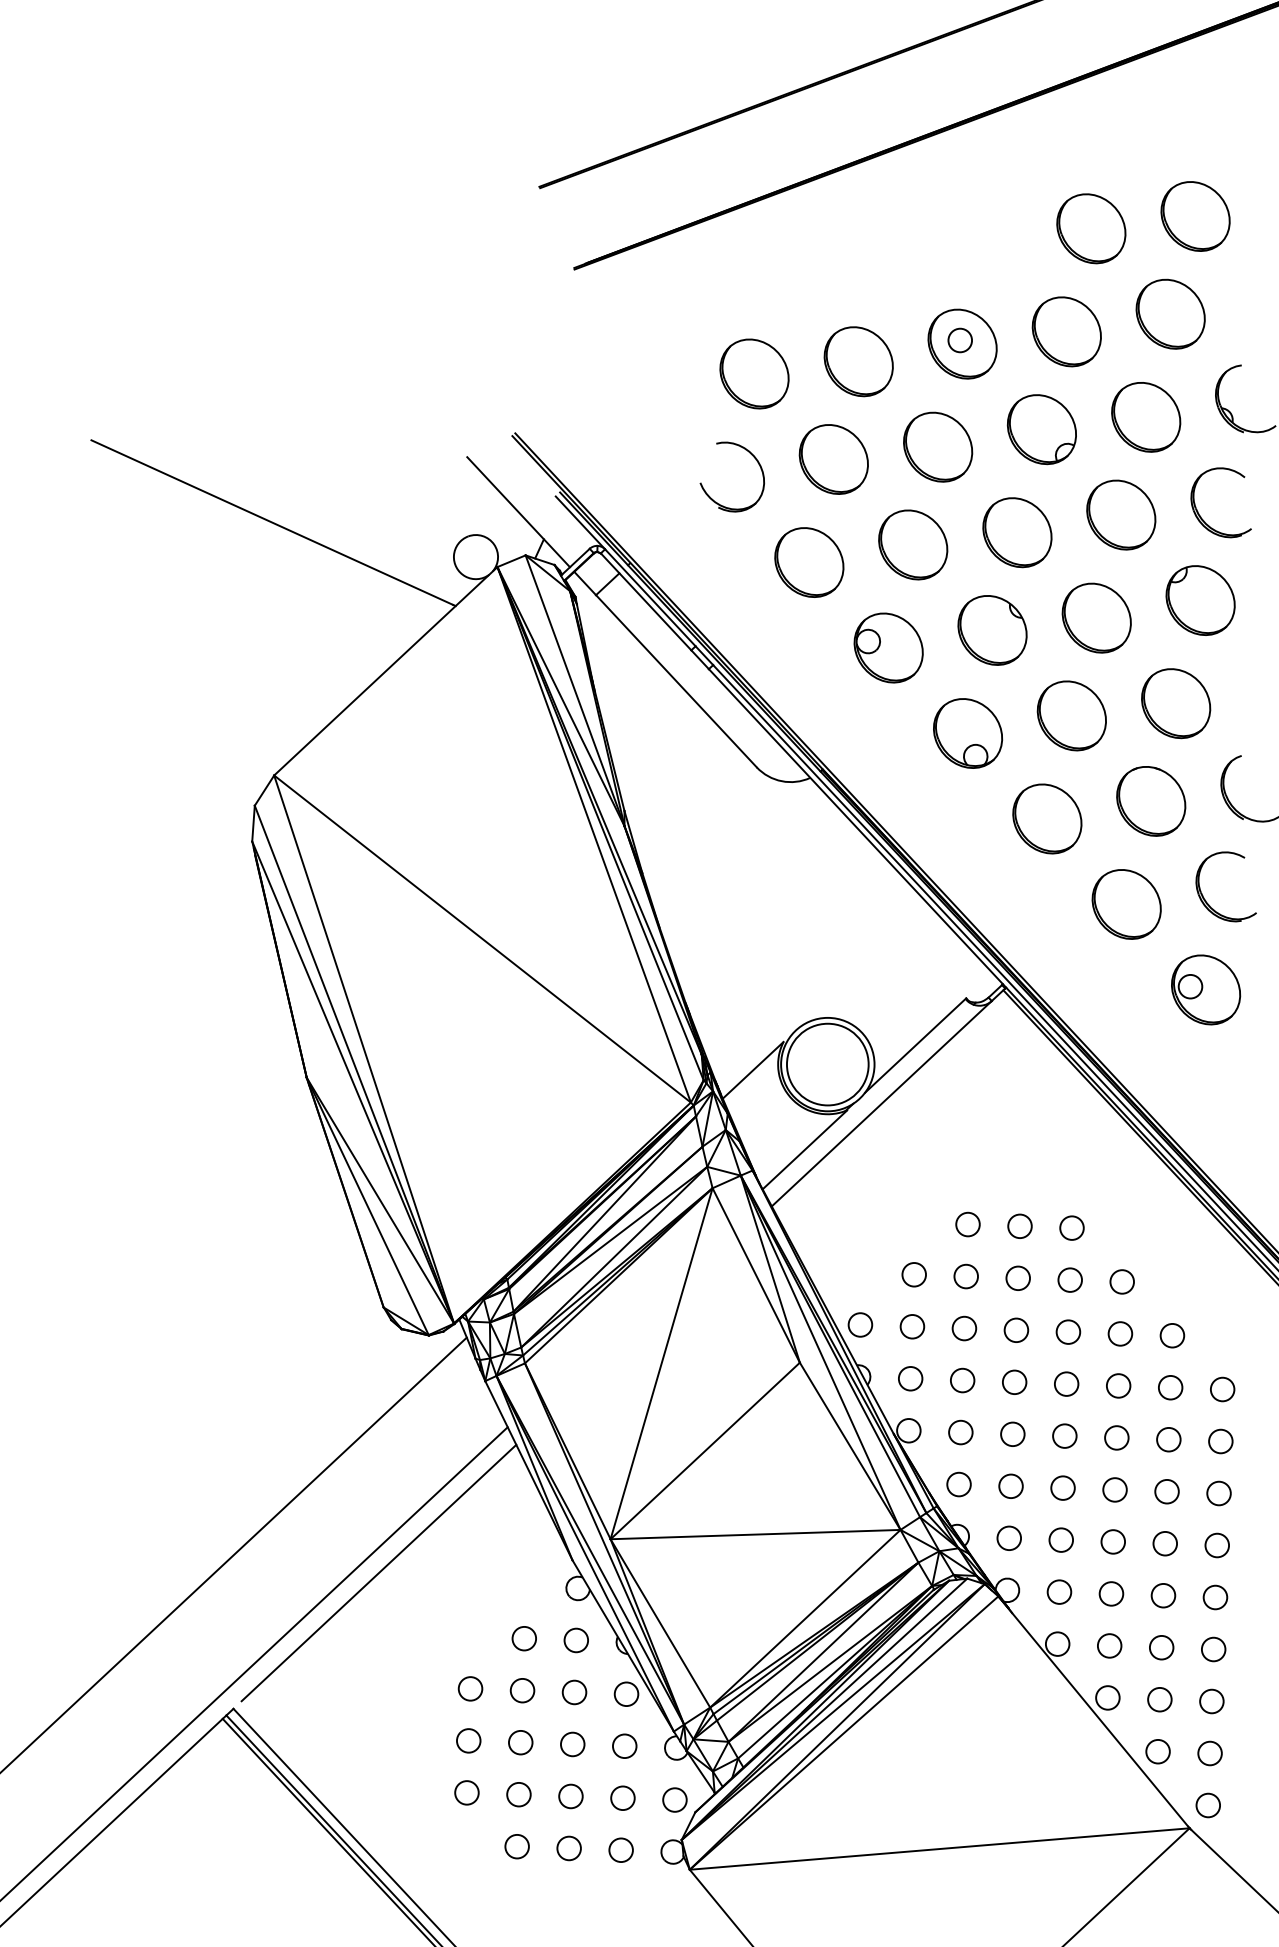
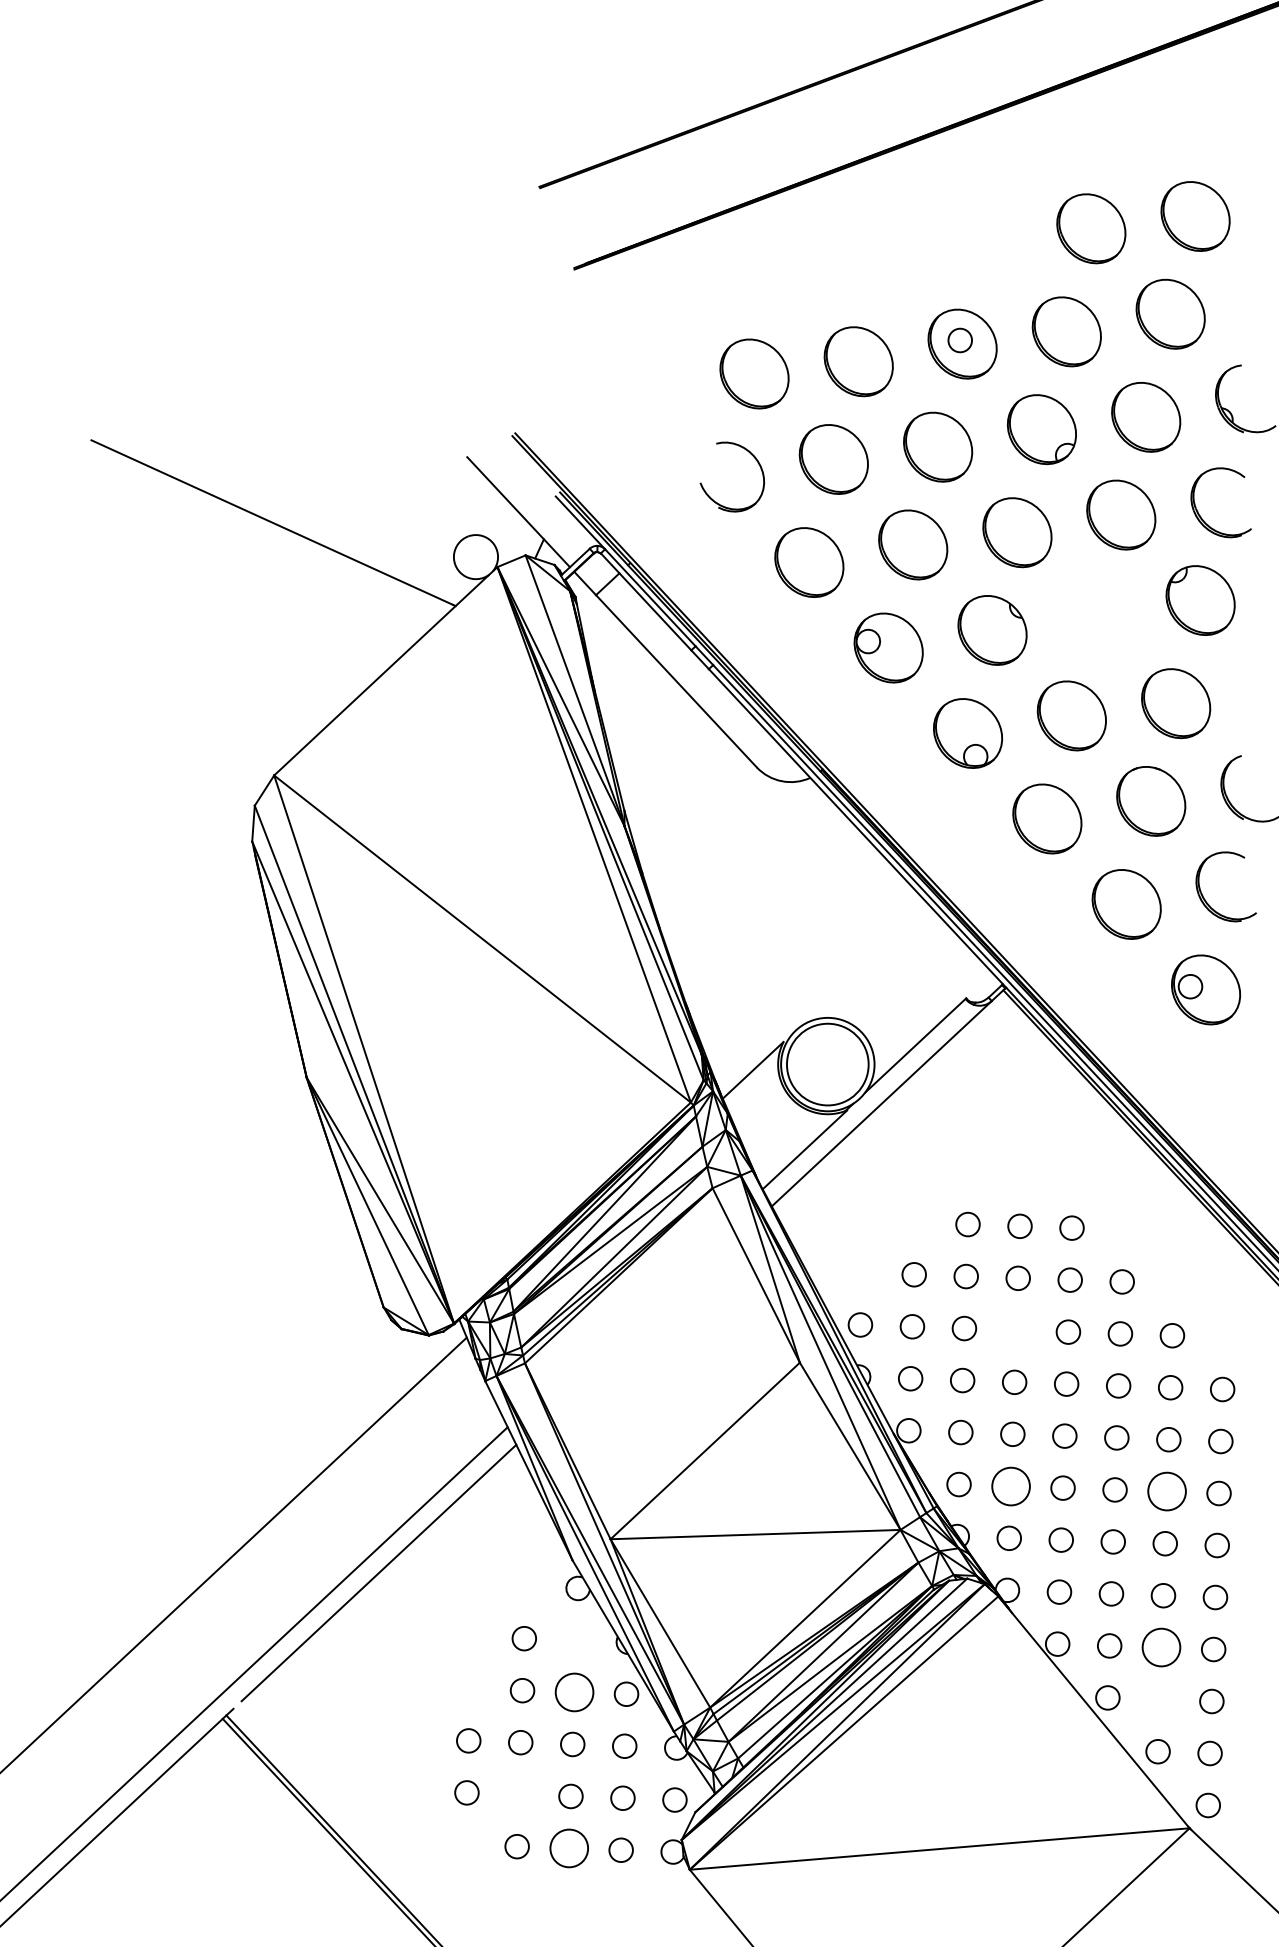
part: present -> none (1096, 617)
circle: present -> none (1016, 1329)
line: present -> none (661, 1363)
circle size: 26x26 px -> 40x41 px (1010, 1486)
circle size: 26x26 px -> 40x41 px (1166, 1491)
circle: present -> none (575, 1640)
circle size: 26x26 px -> 41x41 px (1161, 1647)
circle: present -> none (470, 1688)
circle size: 27x27 px -> 41x41 px (574, 1692)
circle: present -> none (1159, 1699)
circle: present -> none (518, 1794)
line: present -> none (342, 1825)
circle size: 26x27 px -> 40x41 px (568, 1848)
